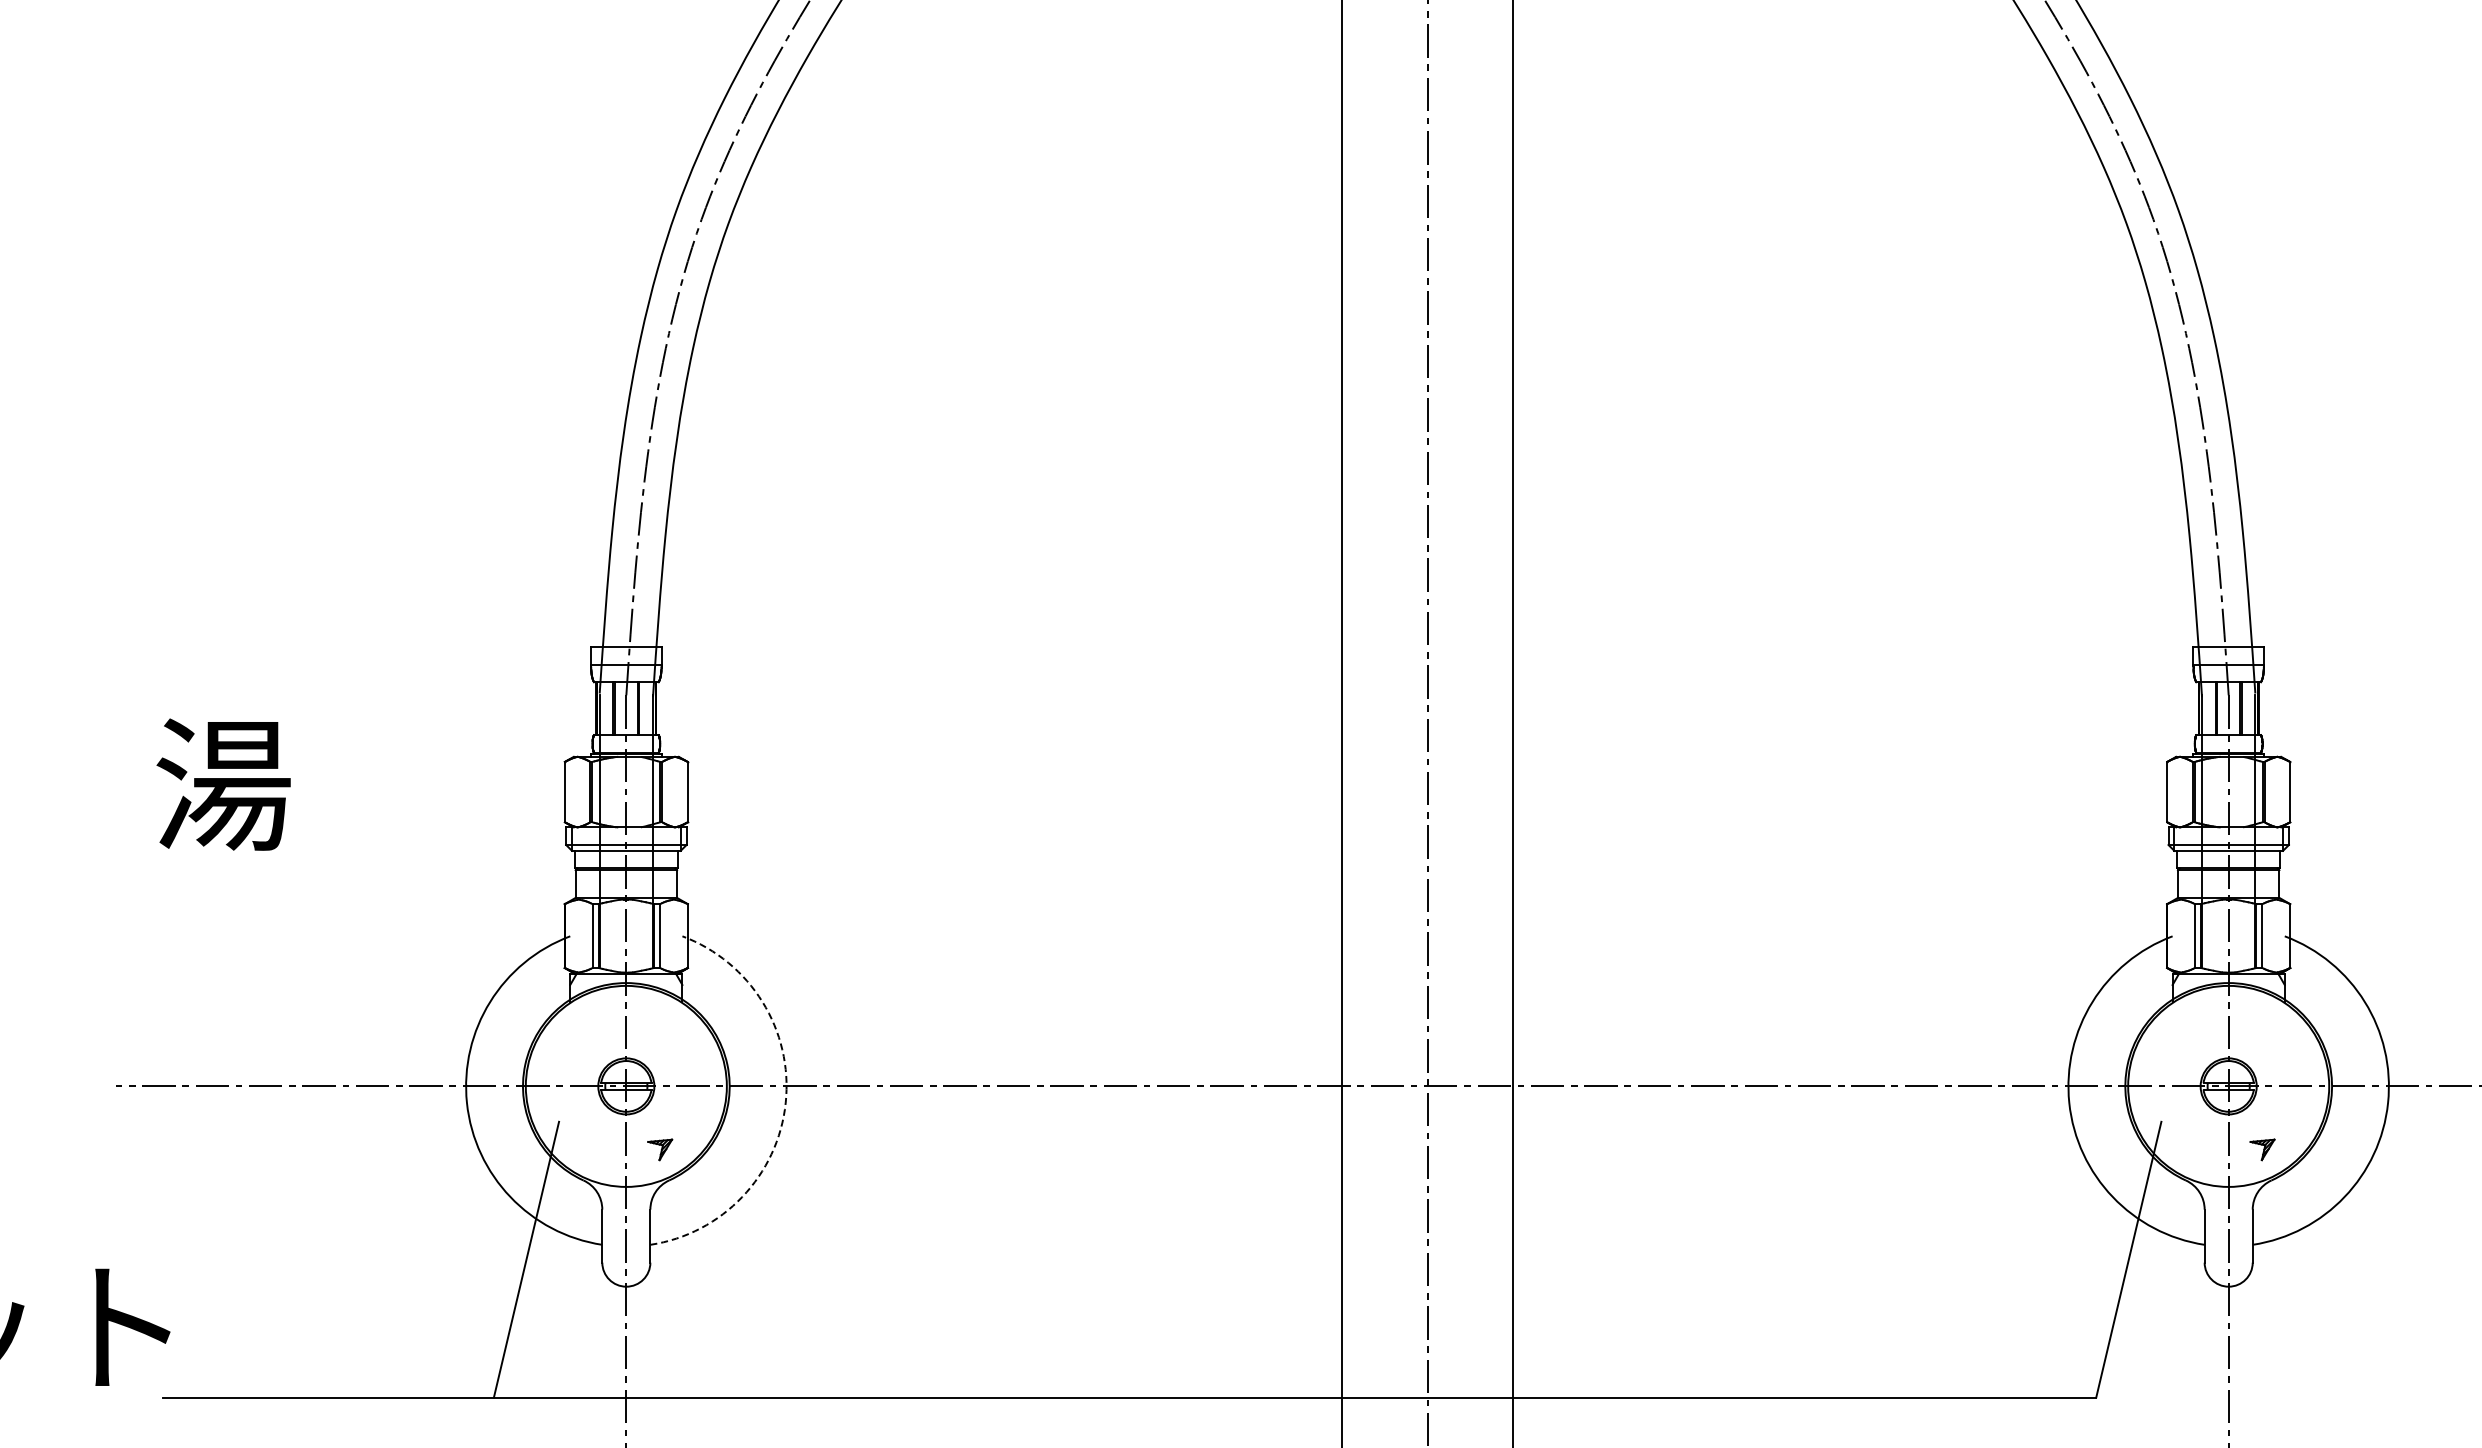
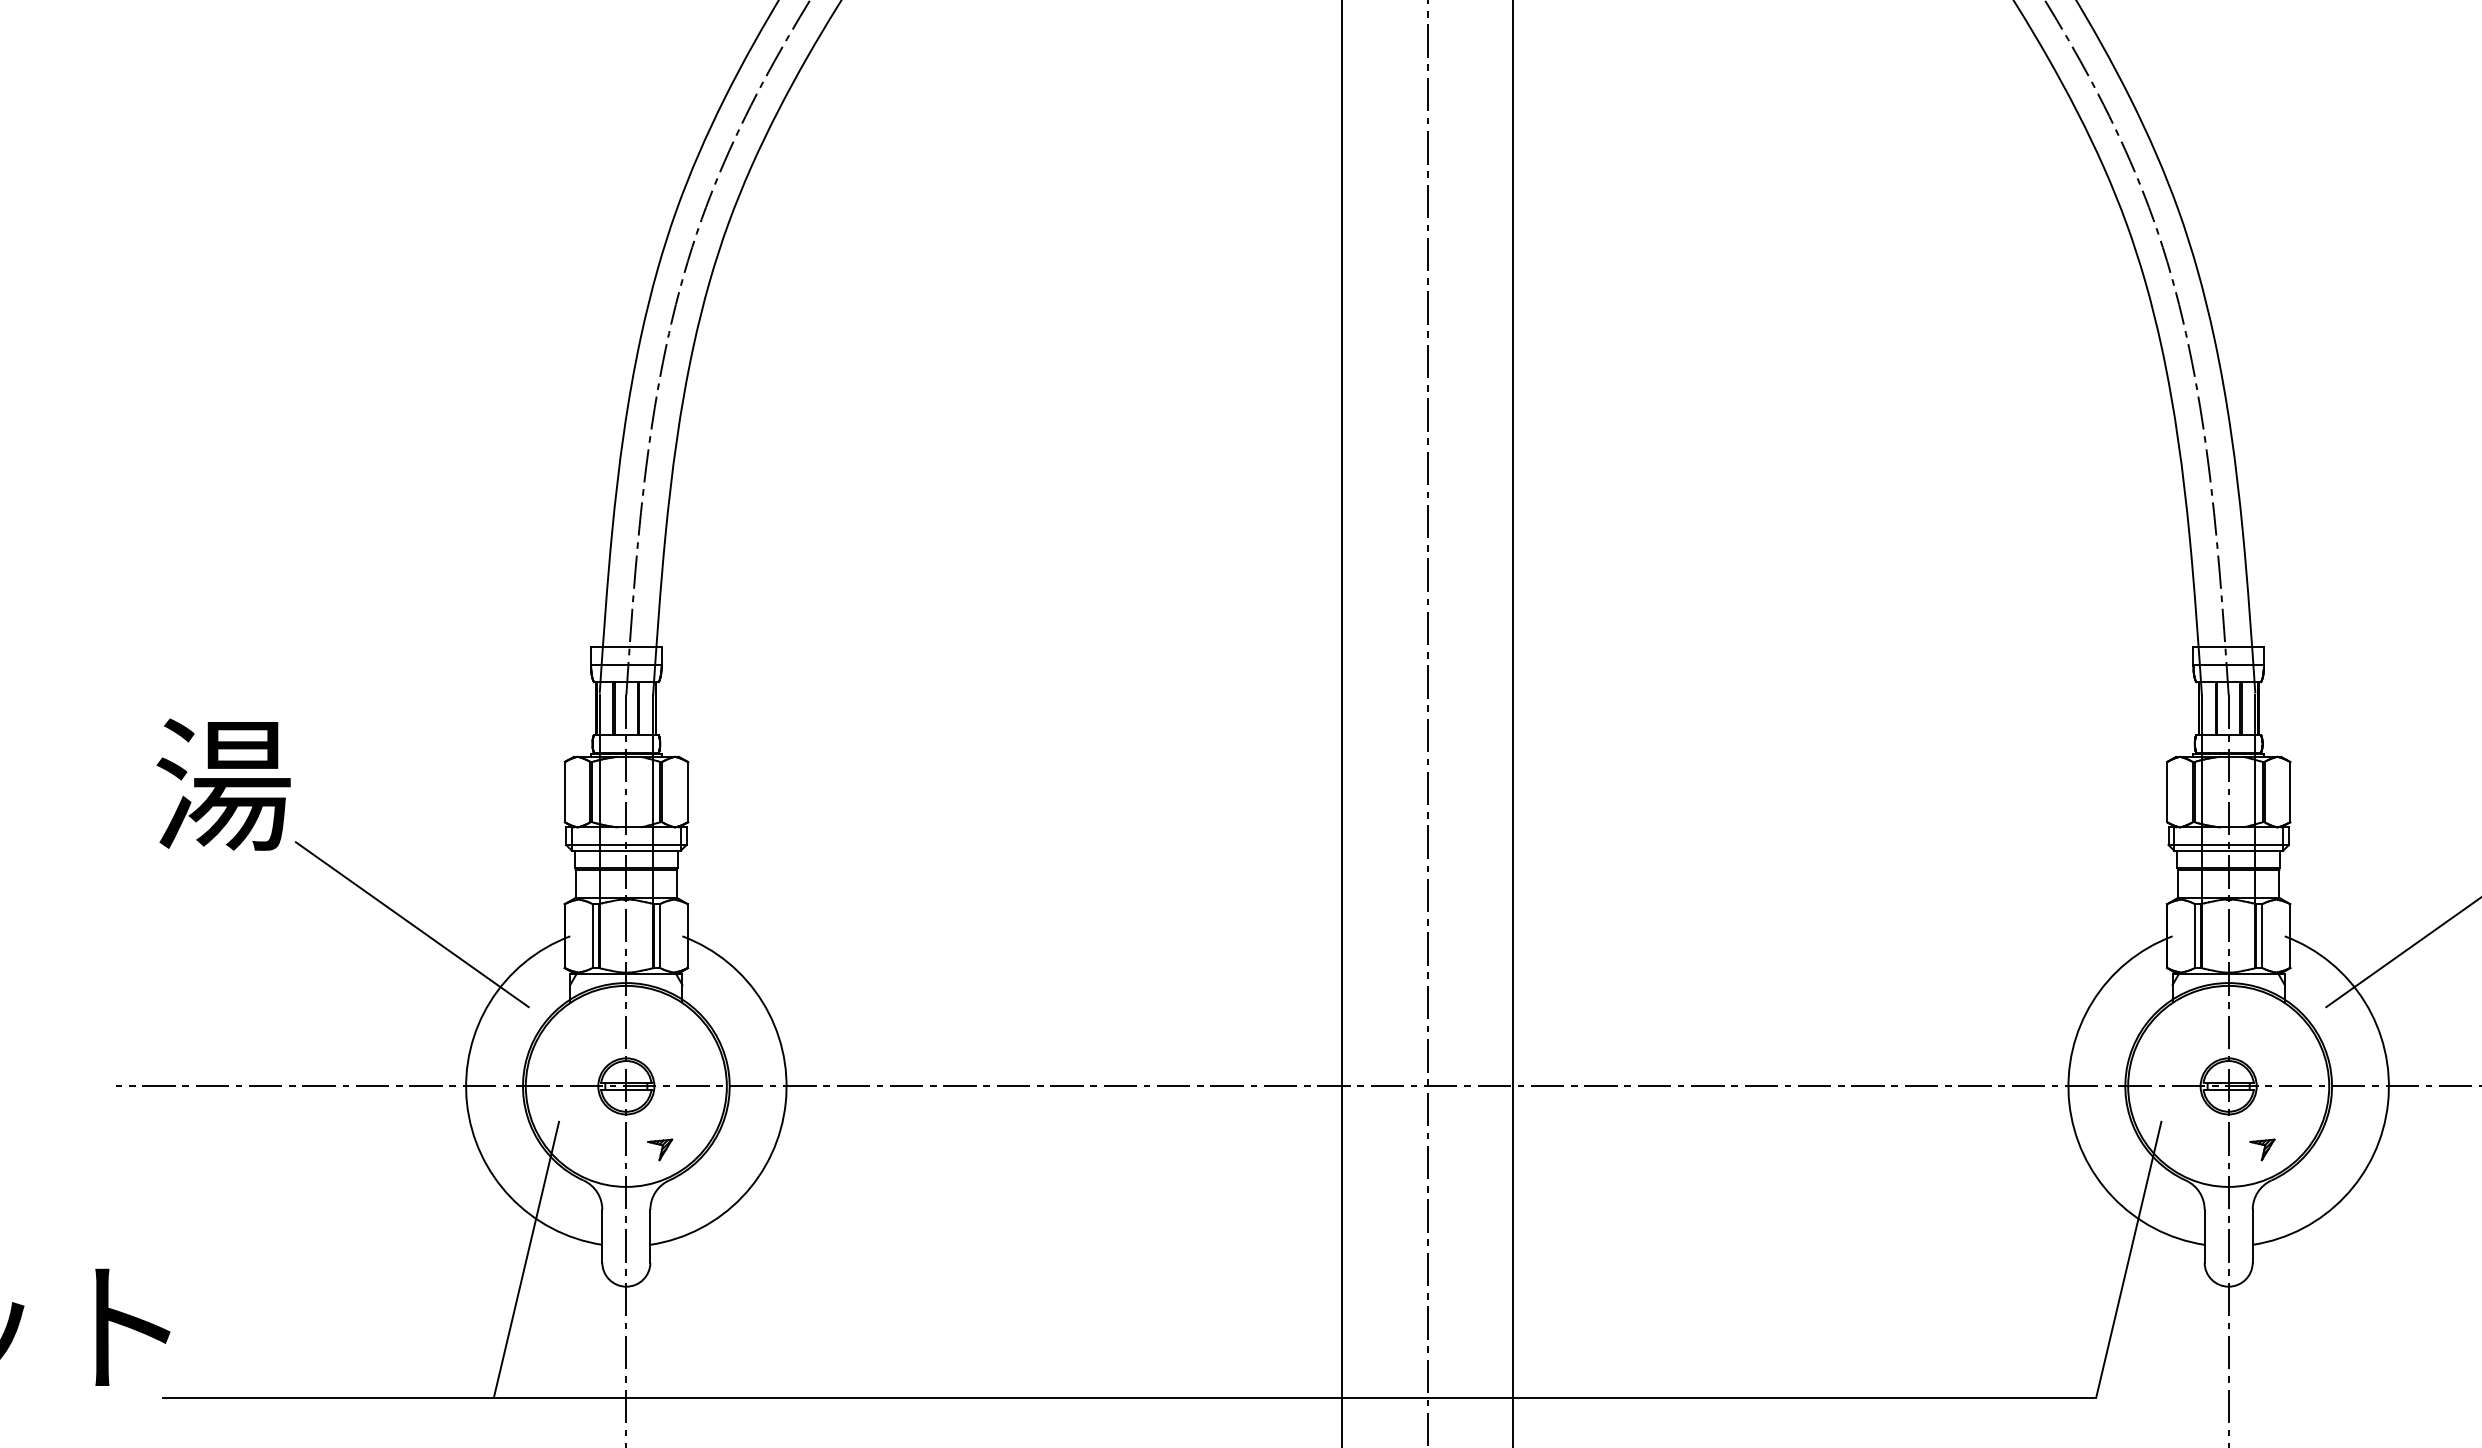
line: none -> present (411, 924)
line: none -> present (2402, 953)
arc: dashed -> solid (785, 1102)
